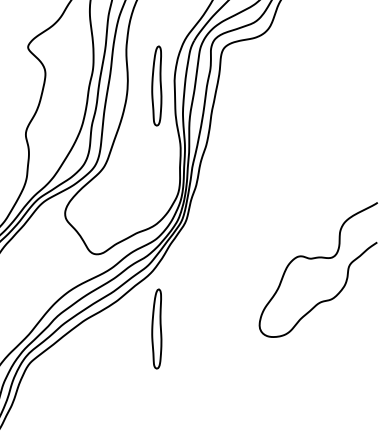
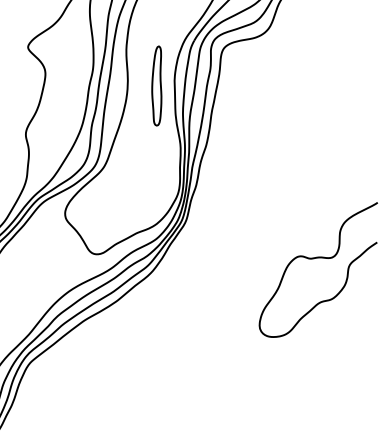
part: present -> none (156, 328)
